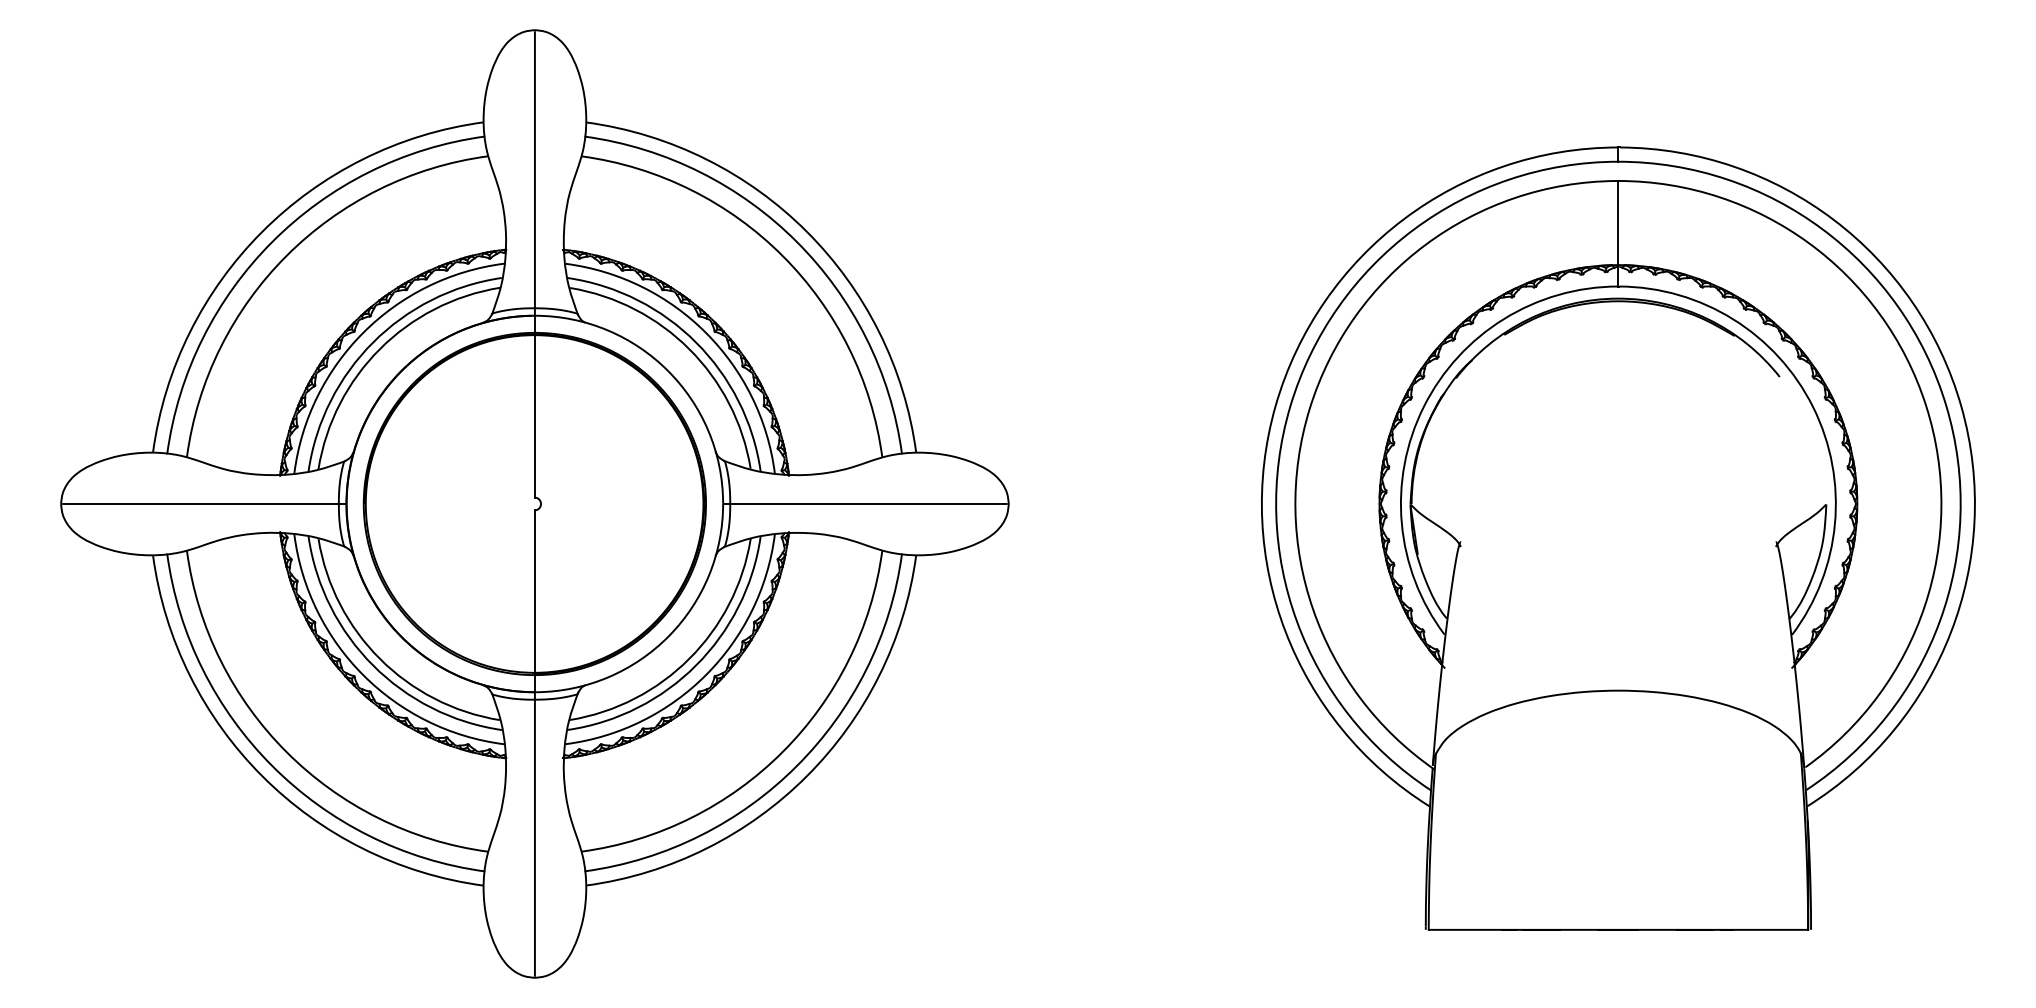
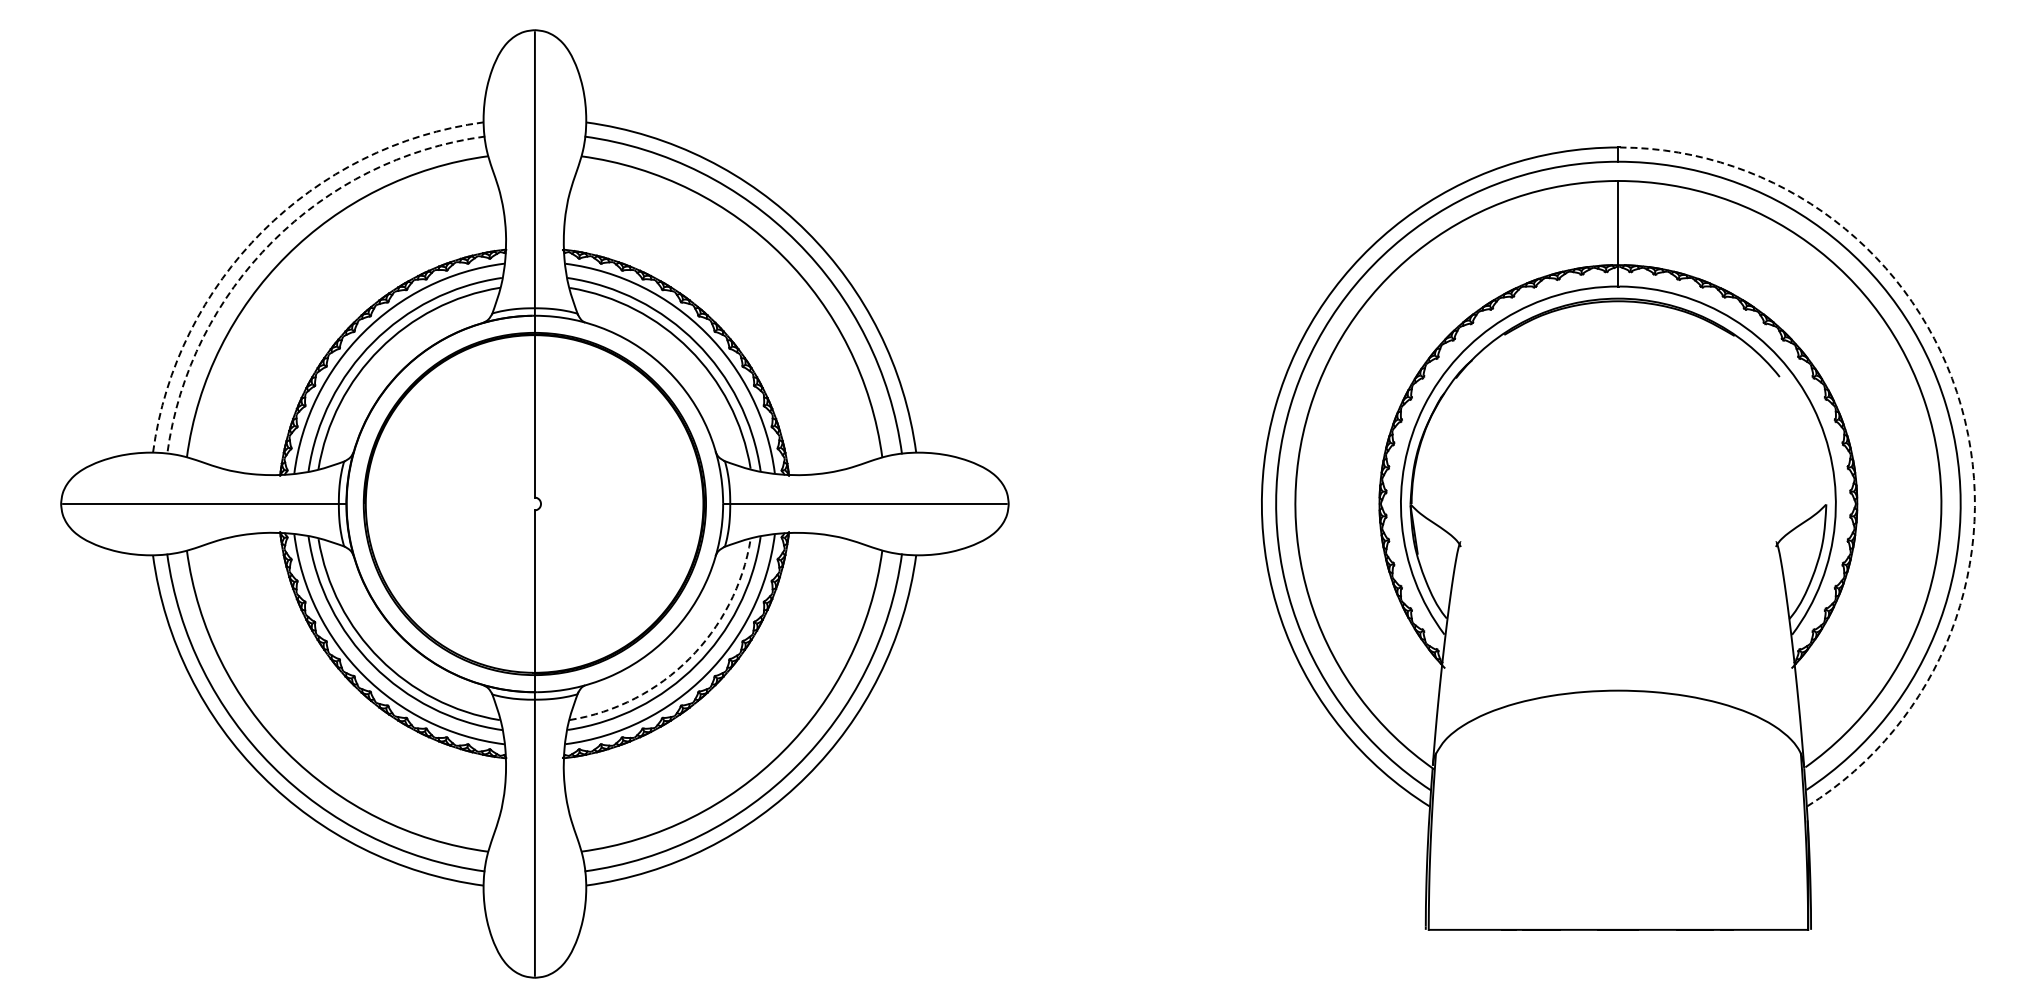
arc: solid -> dashed (262, 231)
arc: solid -> dashed (272, 241)
arc: solid -> dashed (1961, 406)
arc: solid -> dashed (689, 658)
